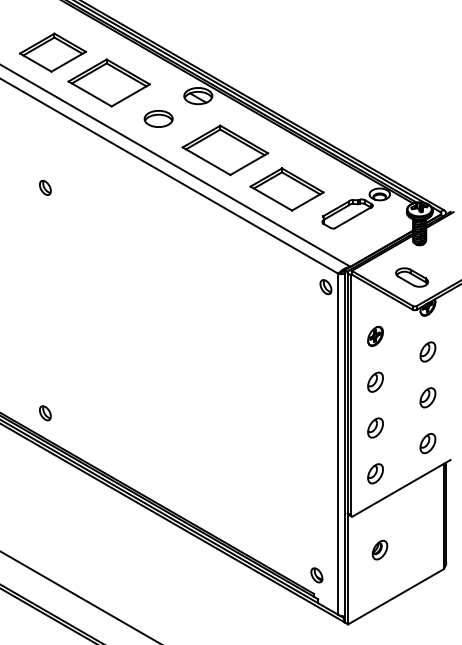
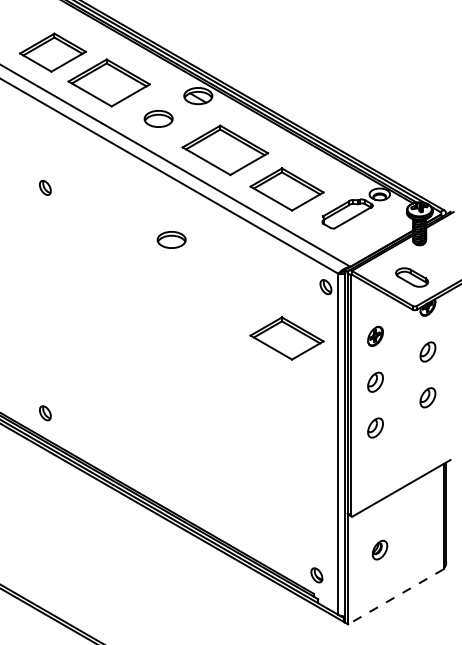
part: none -> present (171, 239)
part: none -> present (286, 338)
part: present -> none (427, 443)
part: present -> none (375, 473)
line: present -> none (79, 596)
line: solid -> dashed (395, 597)
